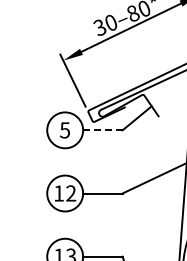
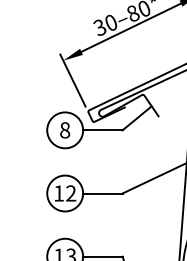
text: 5 -> 8 (65, 130)
line: dashed -> solid (102, 130)
